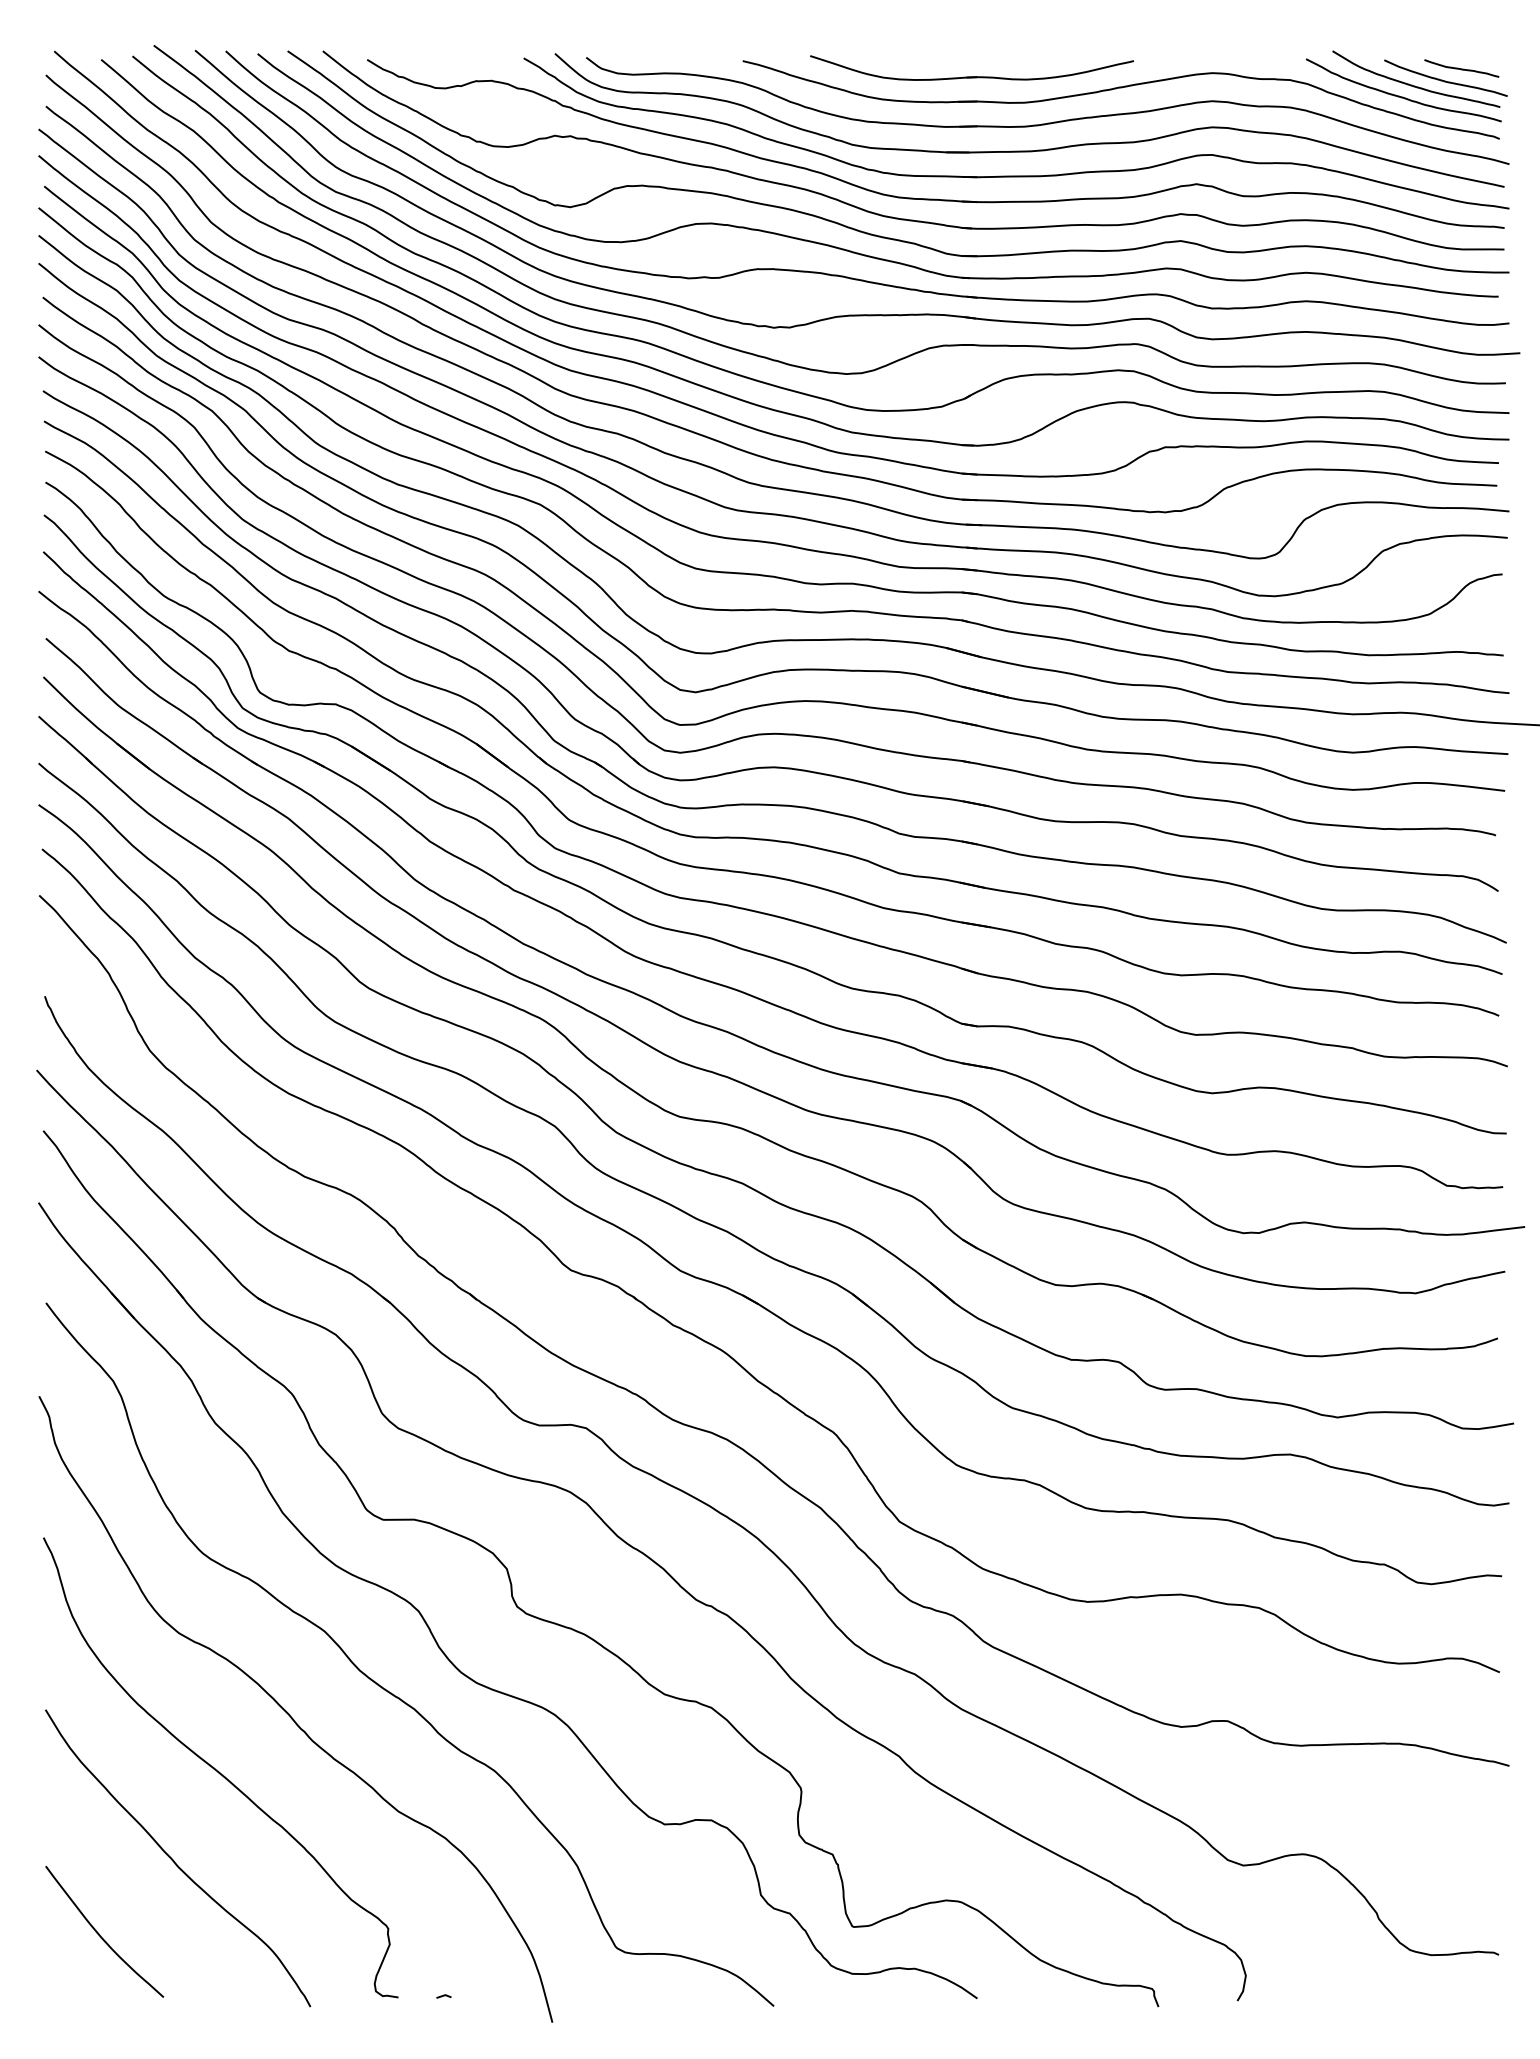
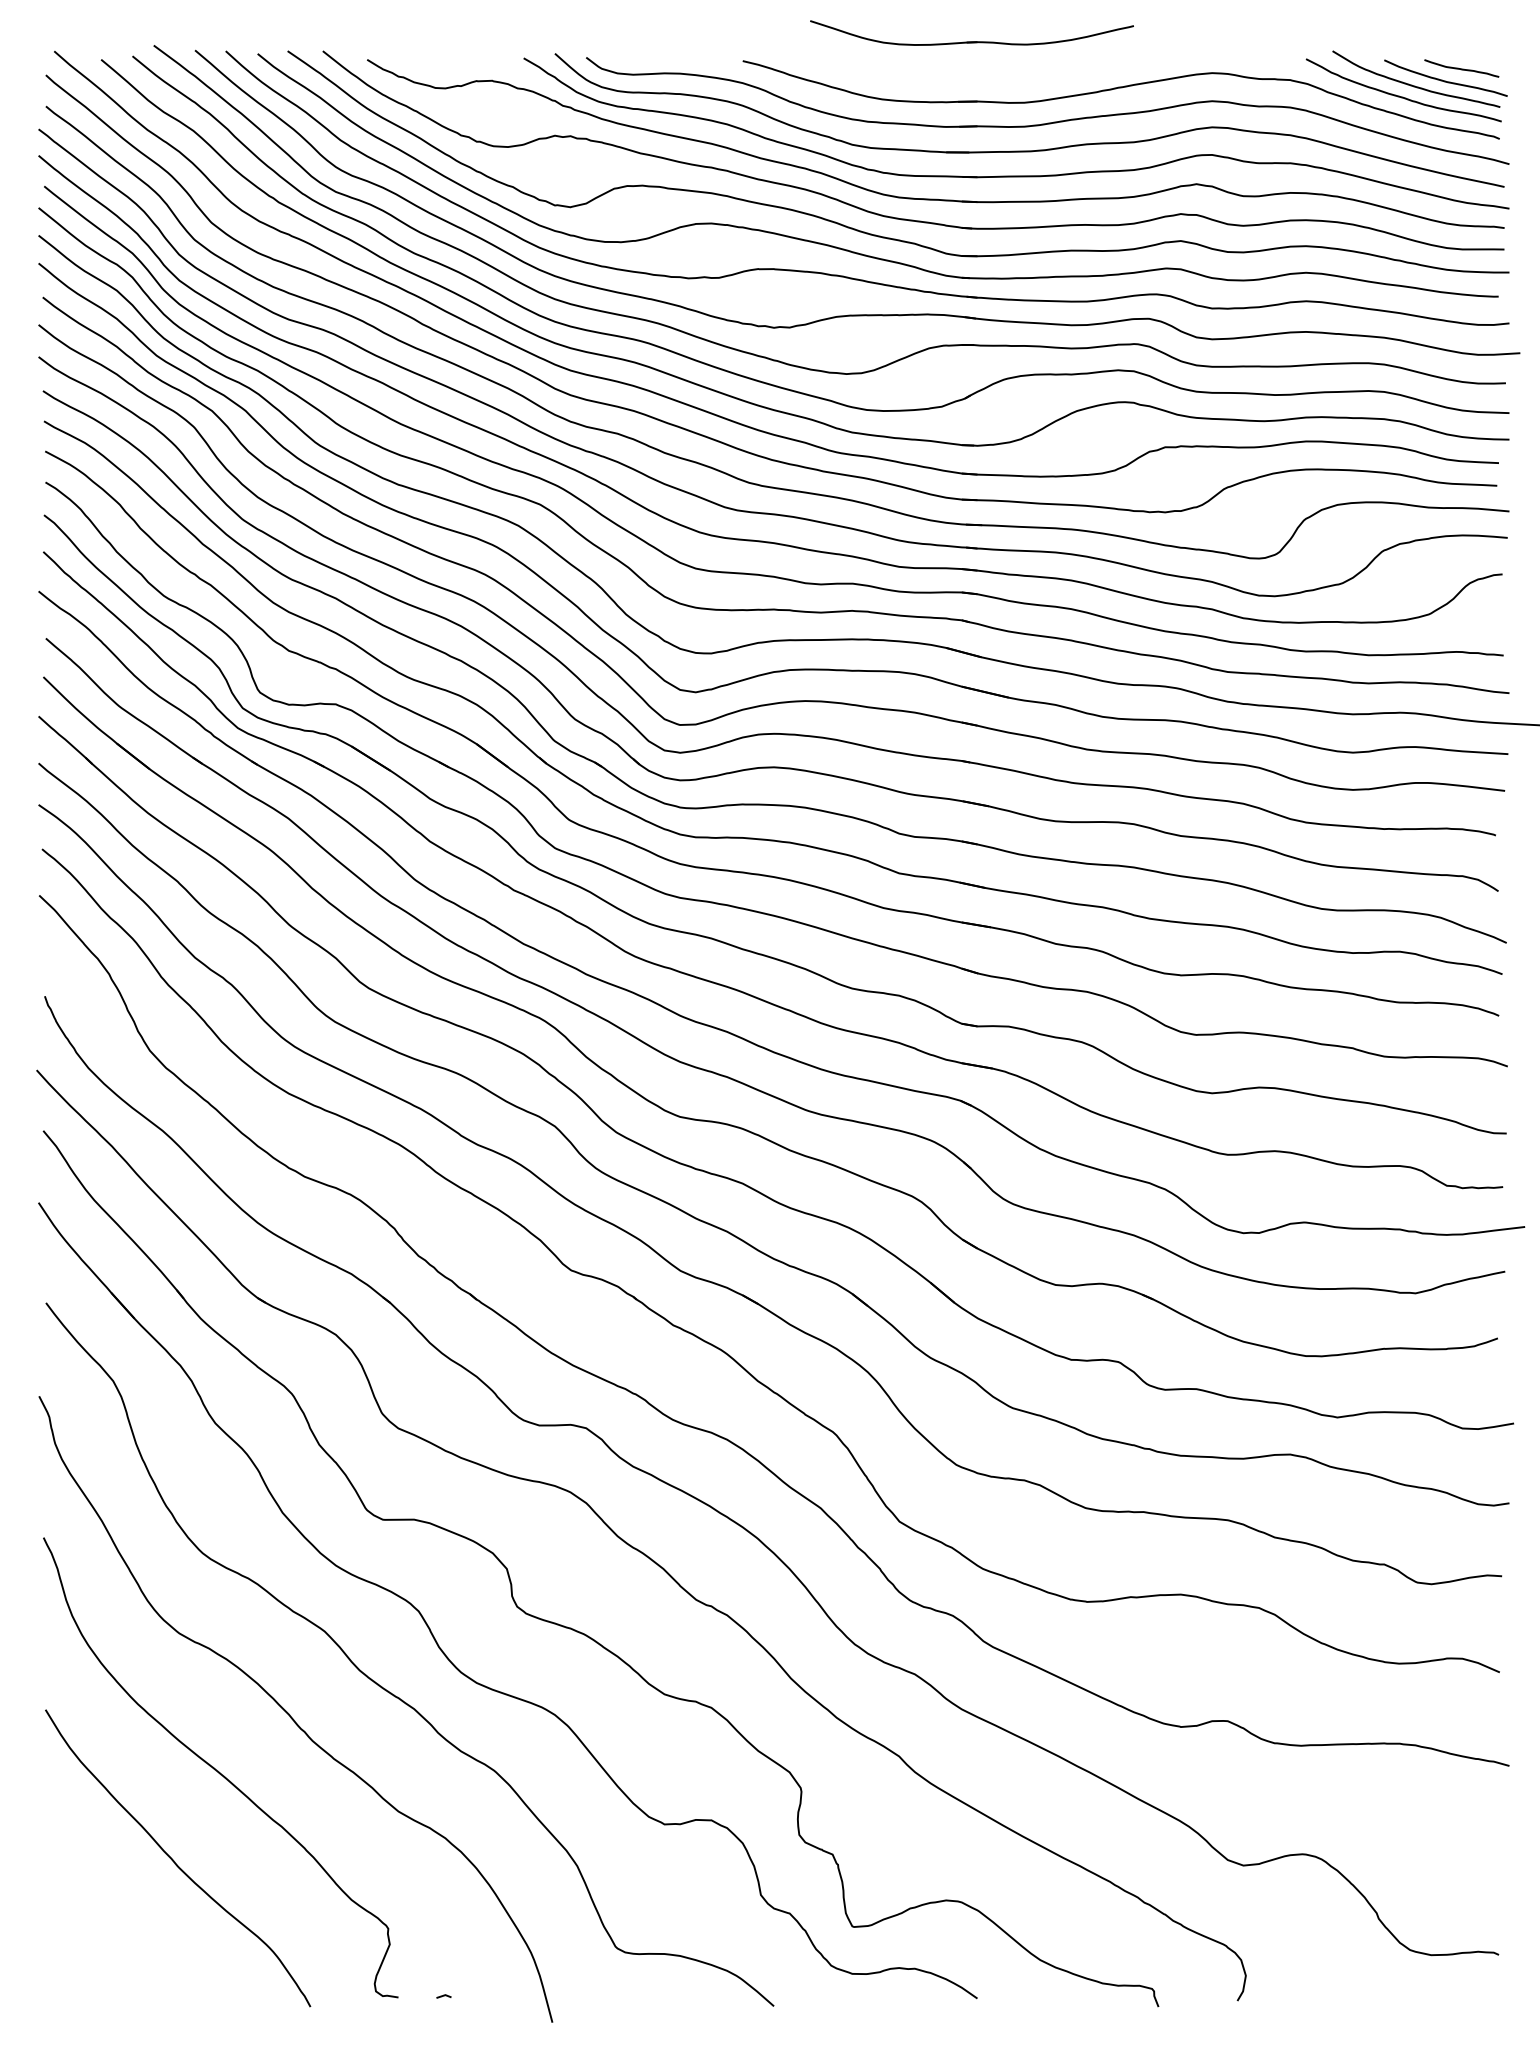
part position: (971, 76) -> (971, 41) (971, 41)
curve: present -> none (100, 1934)
